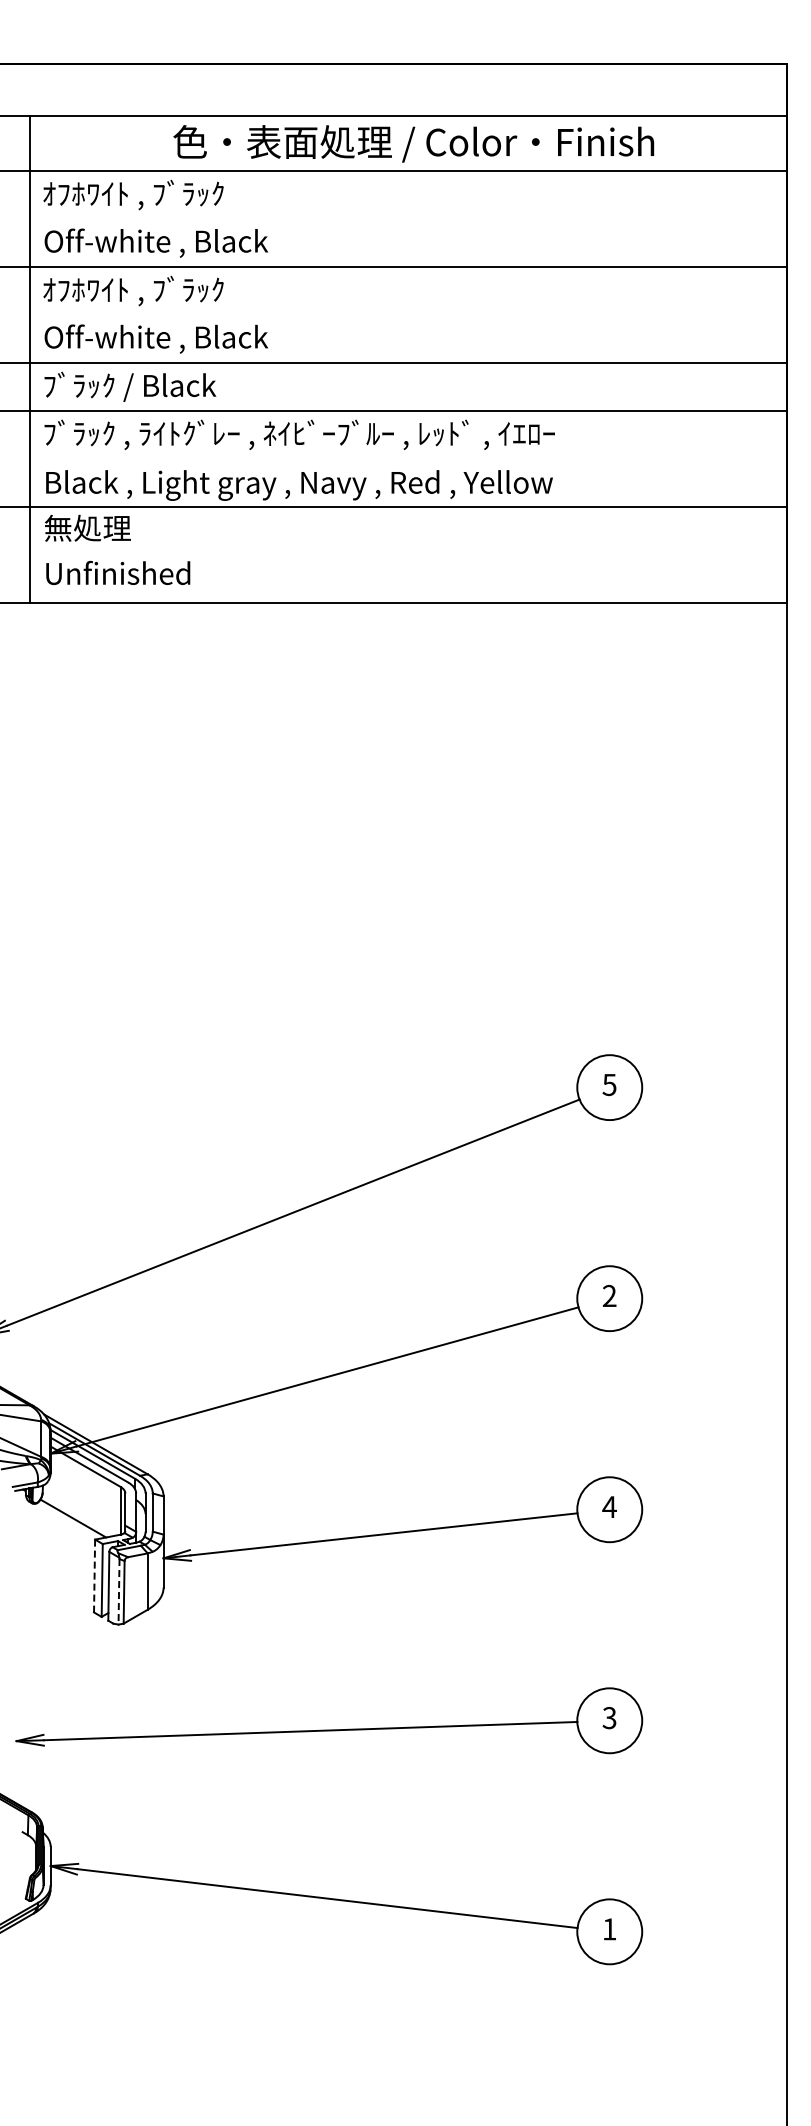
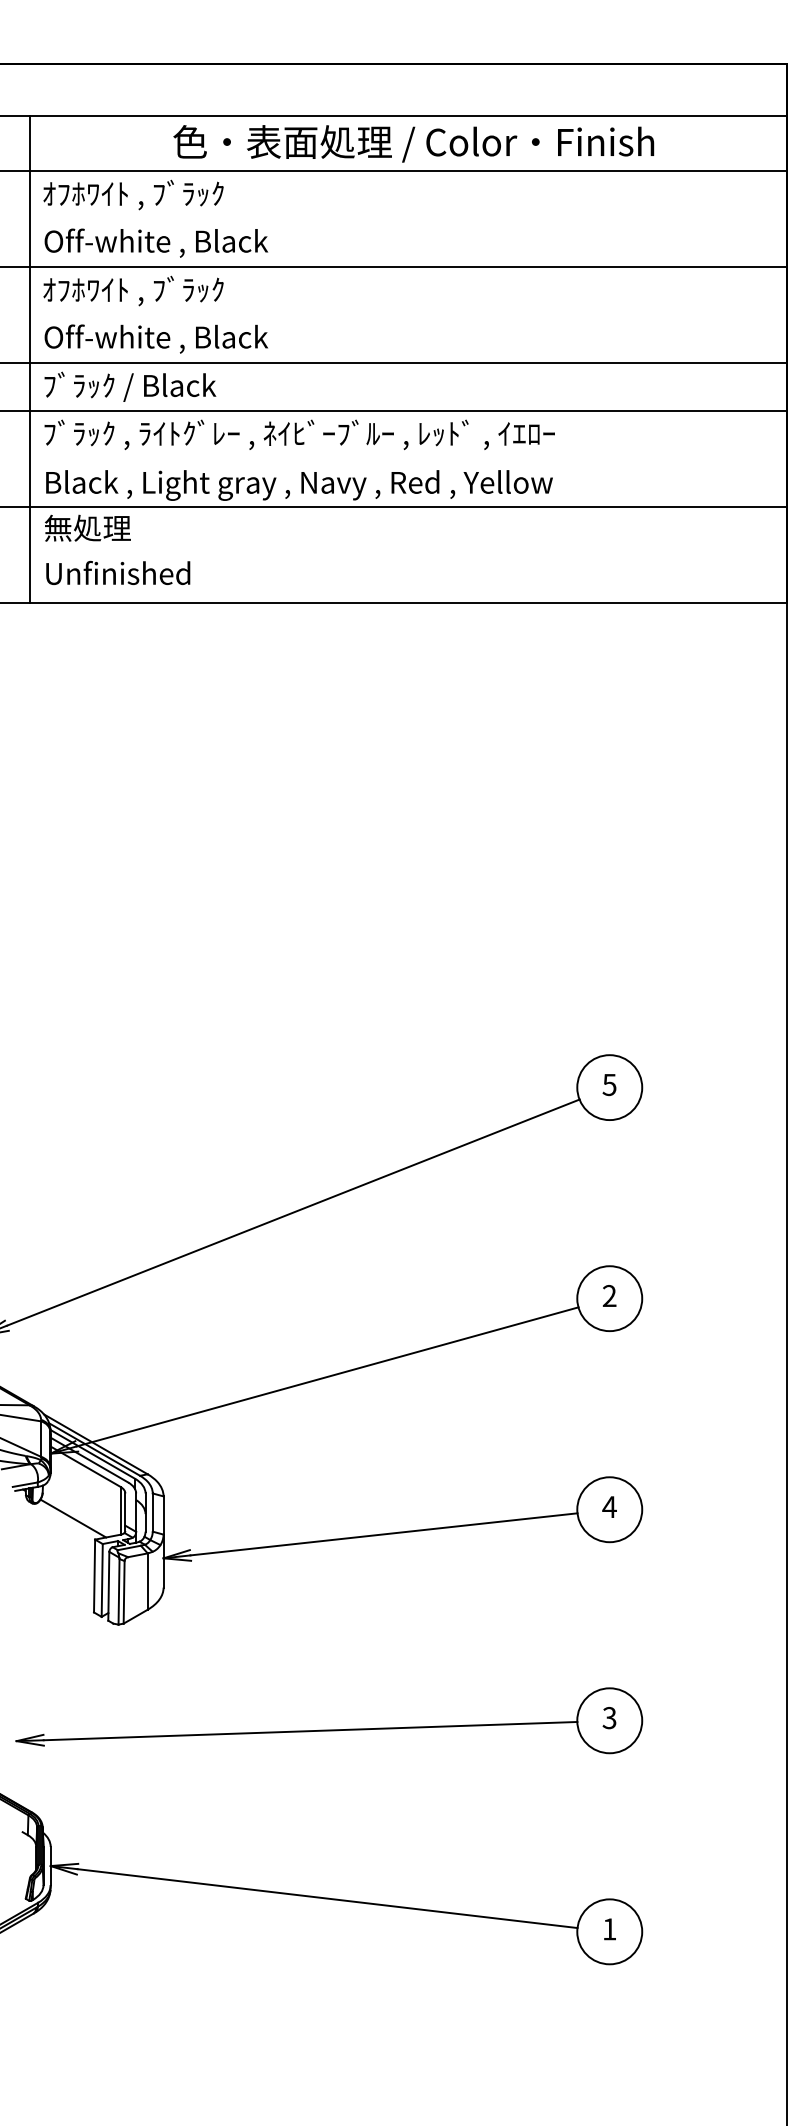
line: dashed -> solid (94, 1576)
line: dashed -> solid (119, 1591)
